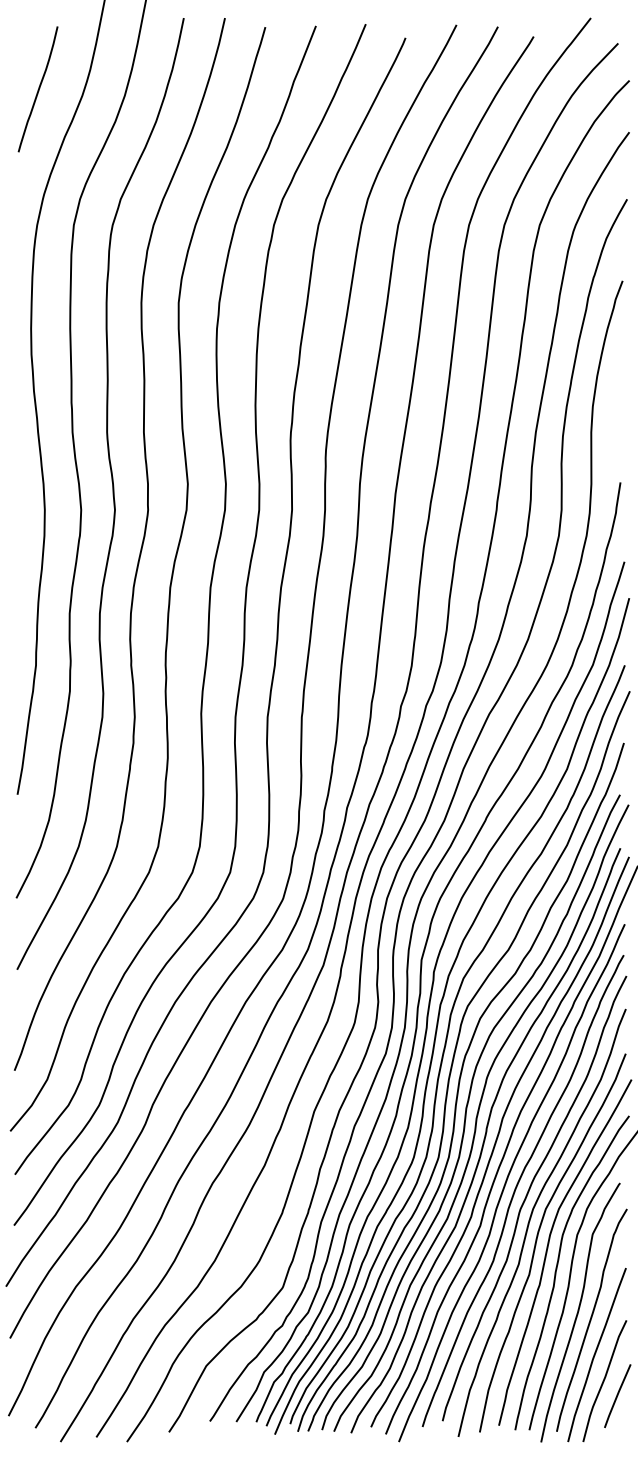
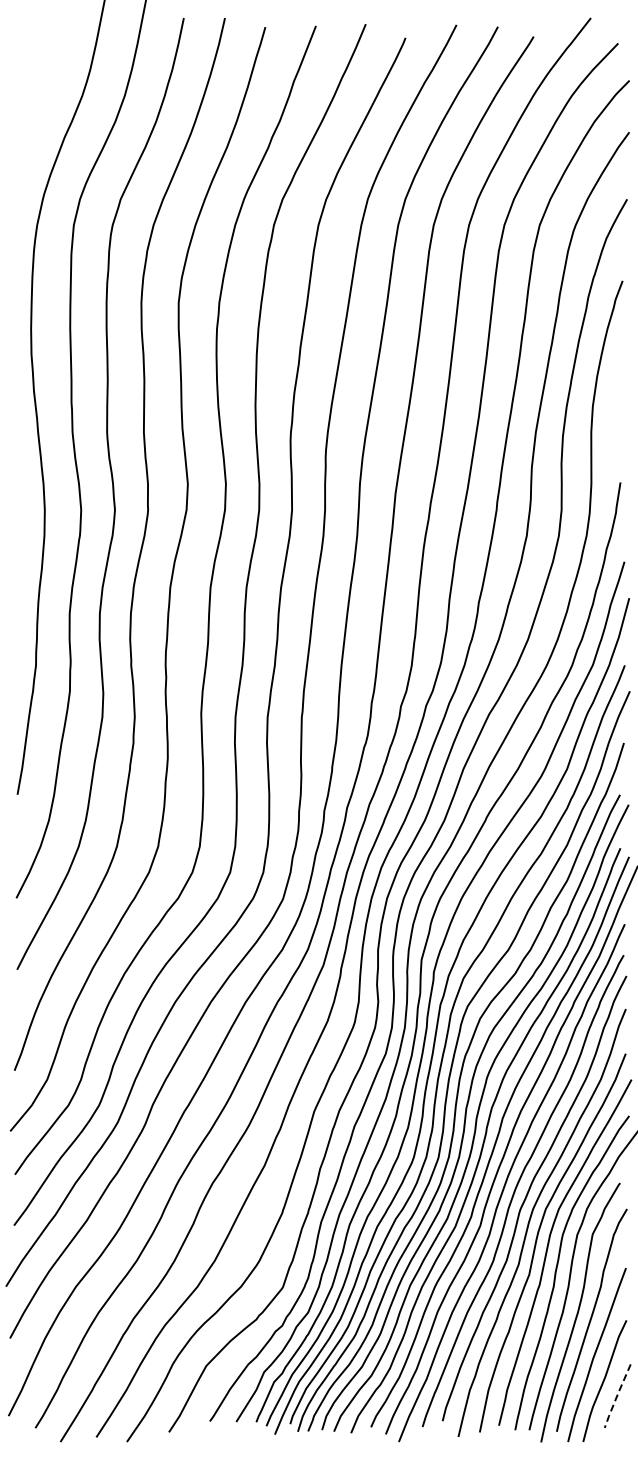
curve: present -> none (37, 89)
line: solid -> dashed (617, 1396)
